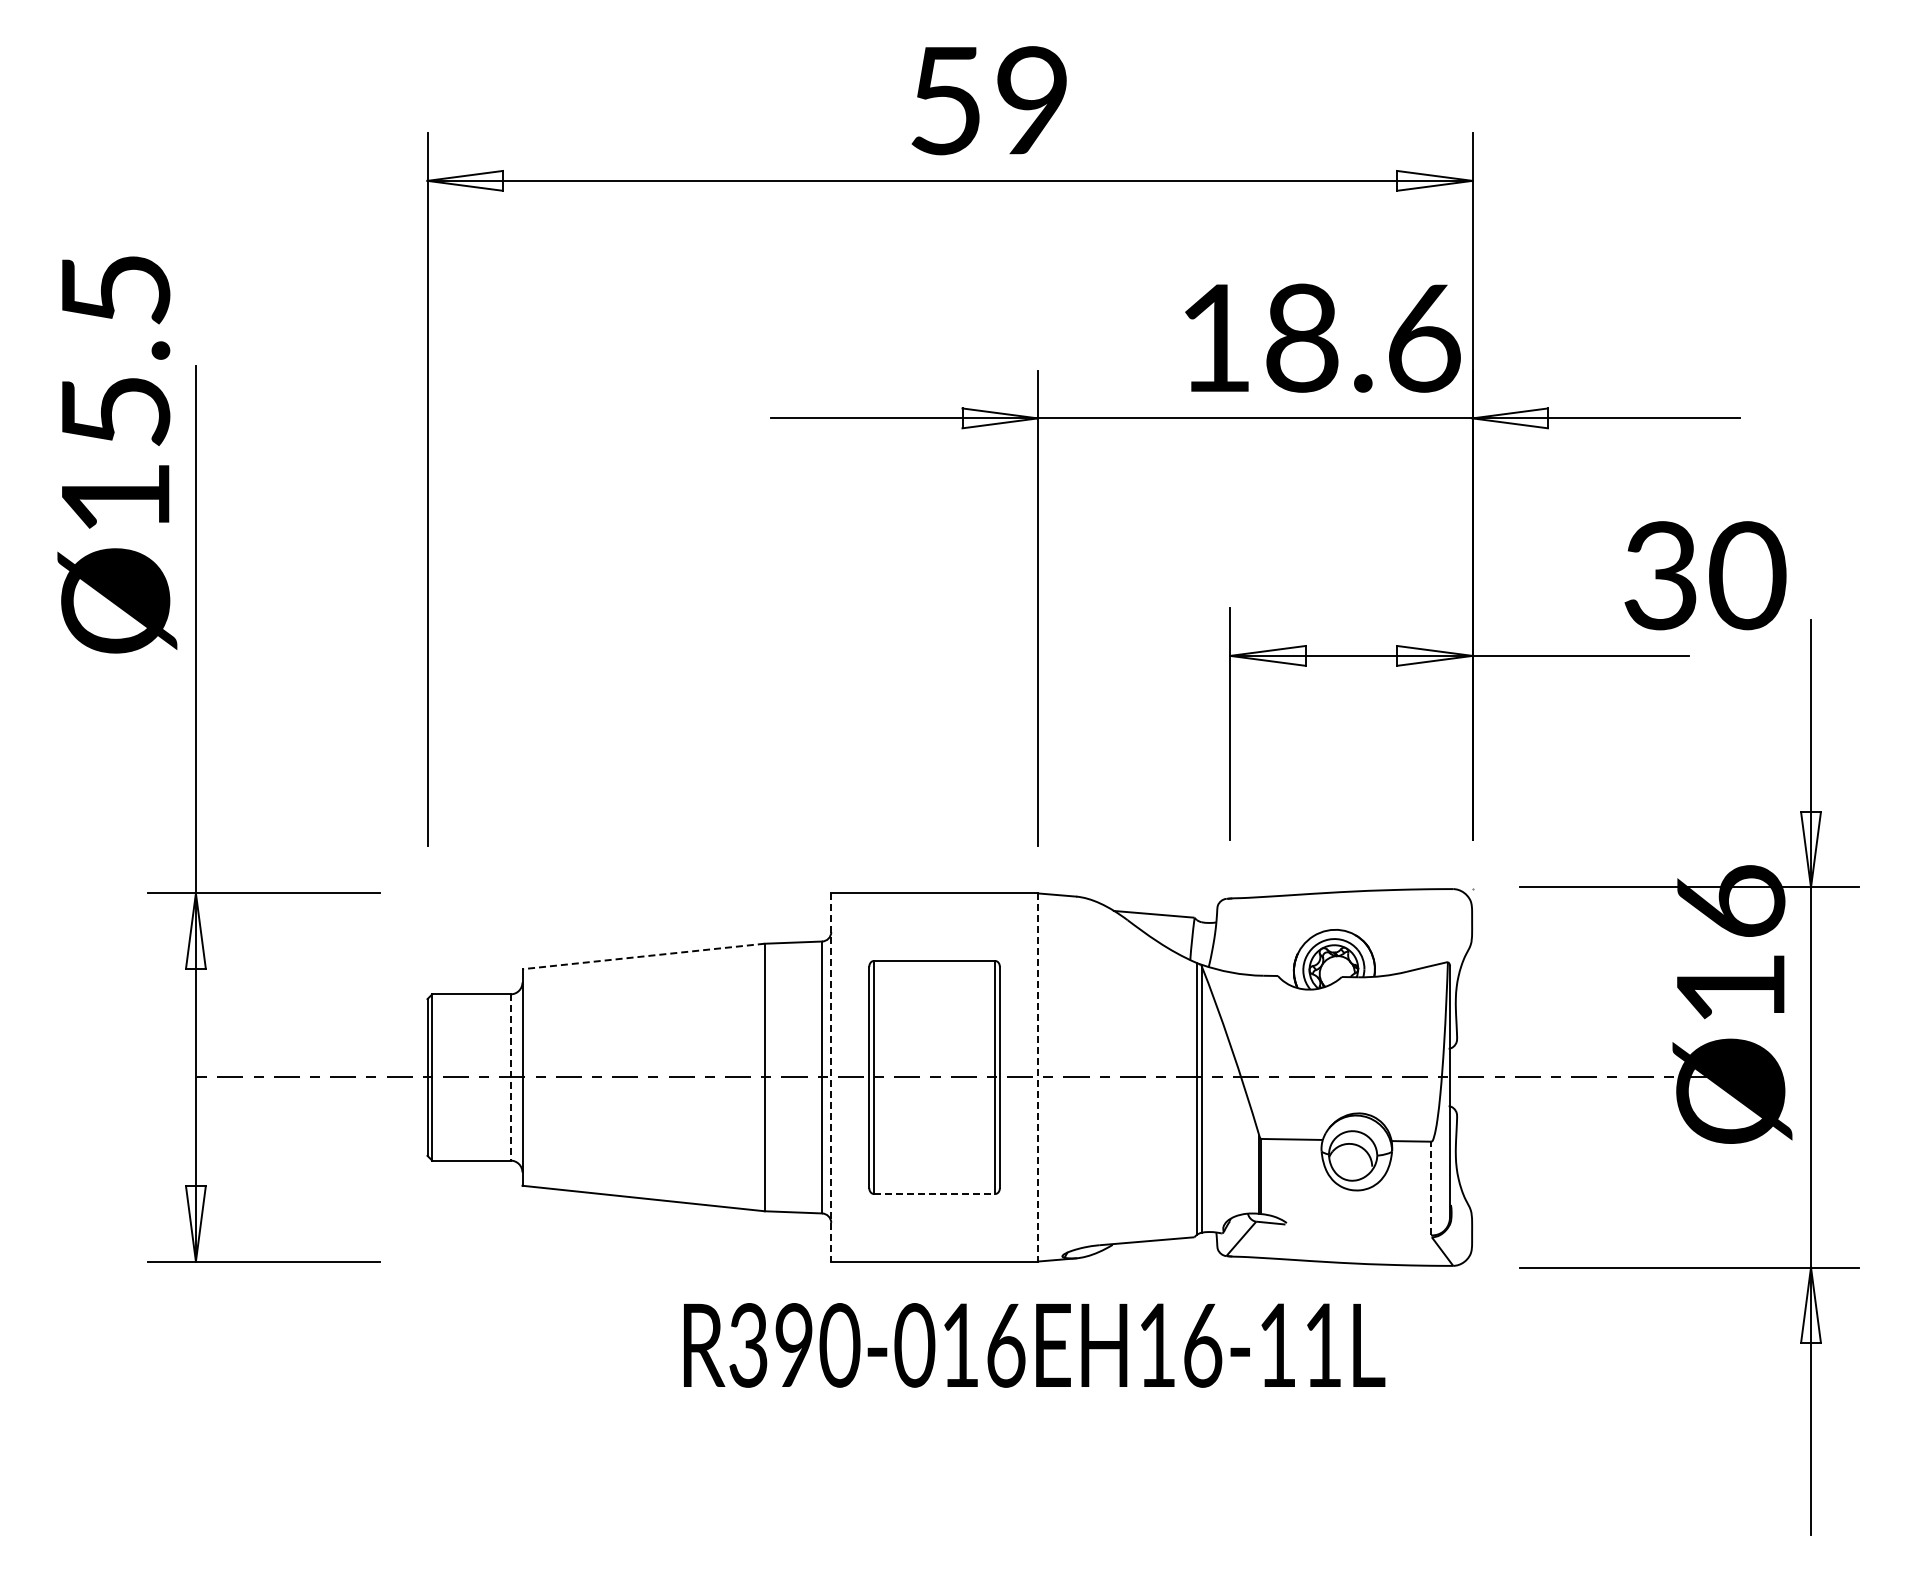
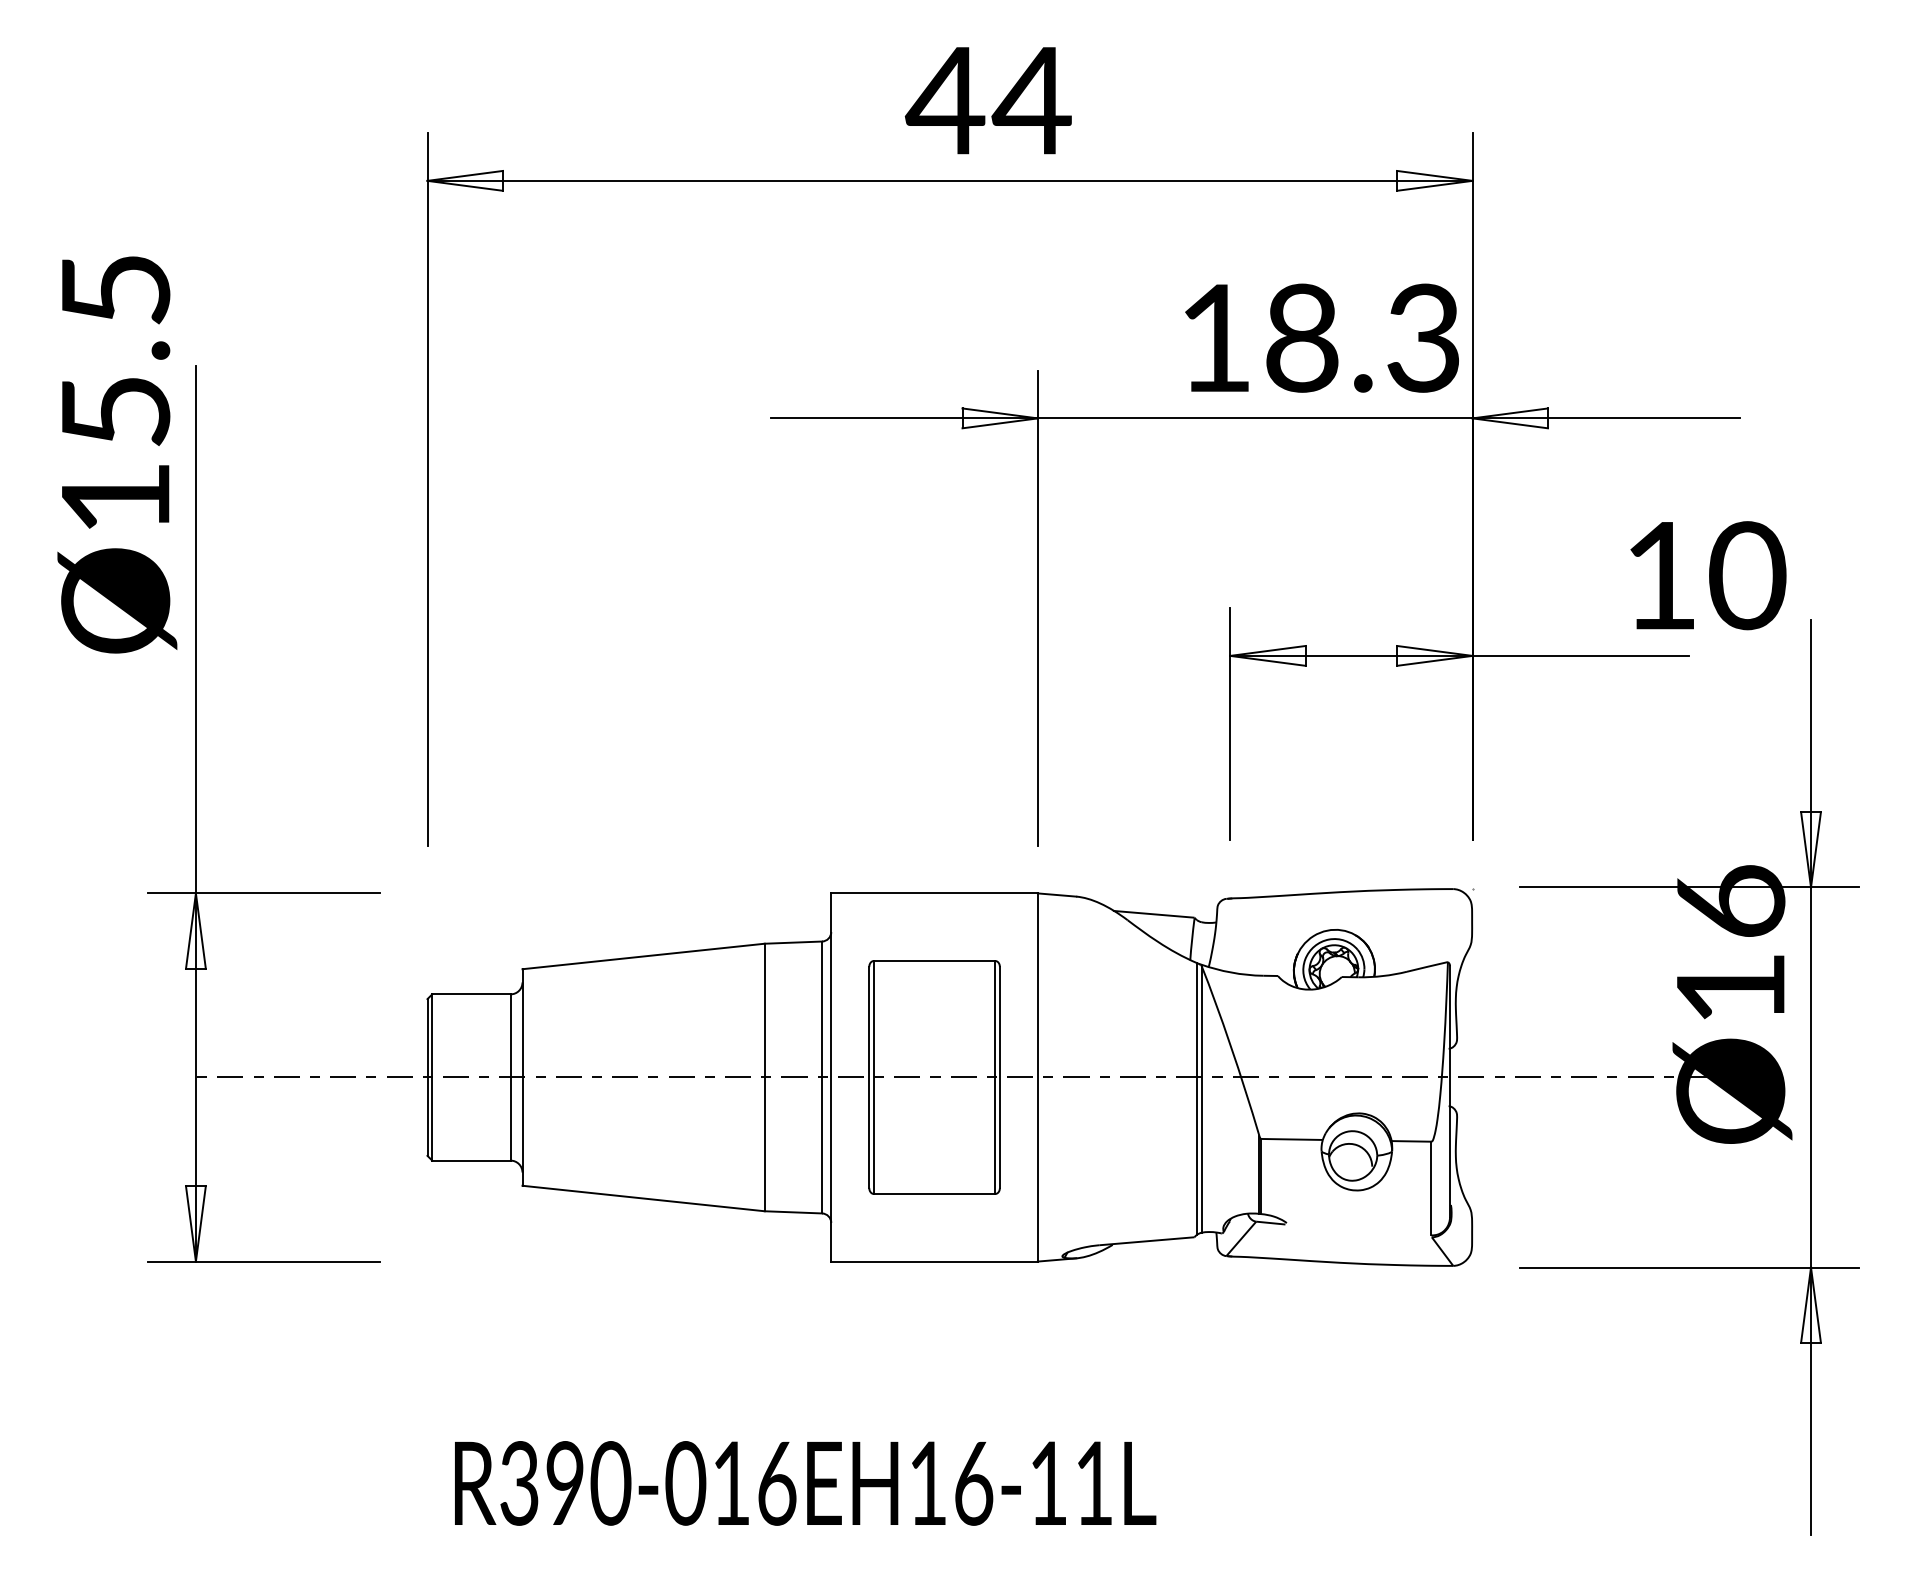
text: 59 -> 44 (987, 100)
text: 18.6 -> 18.3 (1423, 337)
text: 30 -> 10 (1660, 575)
line: dashed -> solid (643, 956)
line: dashed -> solid (510, 1077)
line: dashed -> solid (831, 1077)
line: dashed -> solid (1037, 1077)
line: dashed -> solid (1431, 1188)
line: dashed -> solid (934, 1194)
text position: (1034, 1345) -> (805, 1483) (805, 1483)
